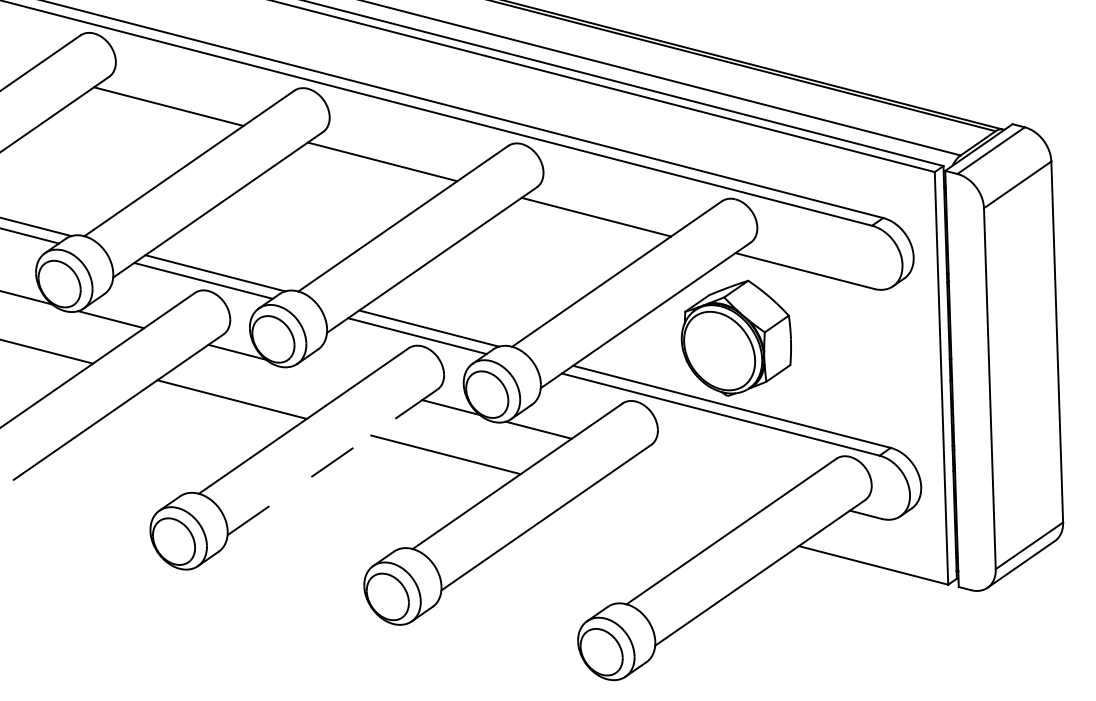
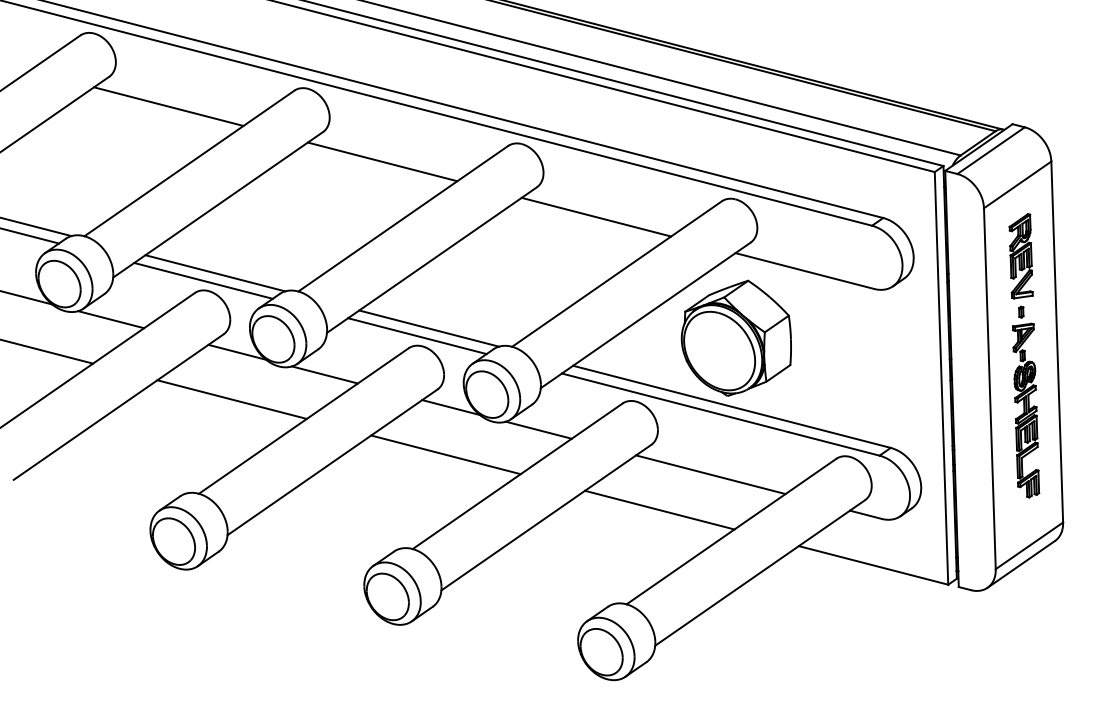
part: none -> present (1024, 355)
line: none -> present (324, 374)
line: dashed -> solid (332, 462)
line: none -> present (710, 474)
line: none -> present (659, 509)
